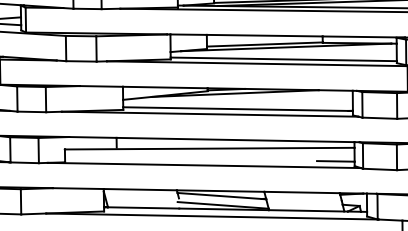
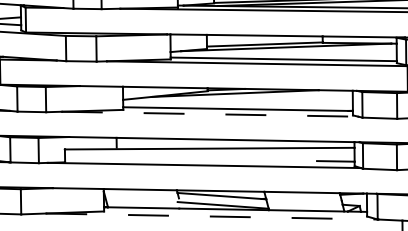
line: solid -> dashed (210, 114)
line: solid -> dashed (212, 216)
